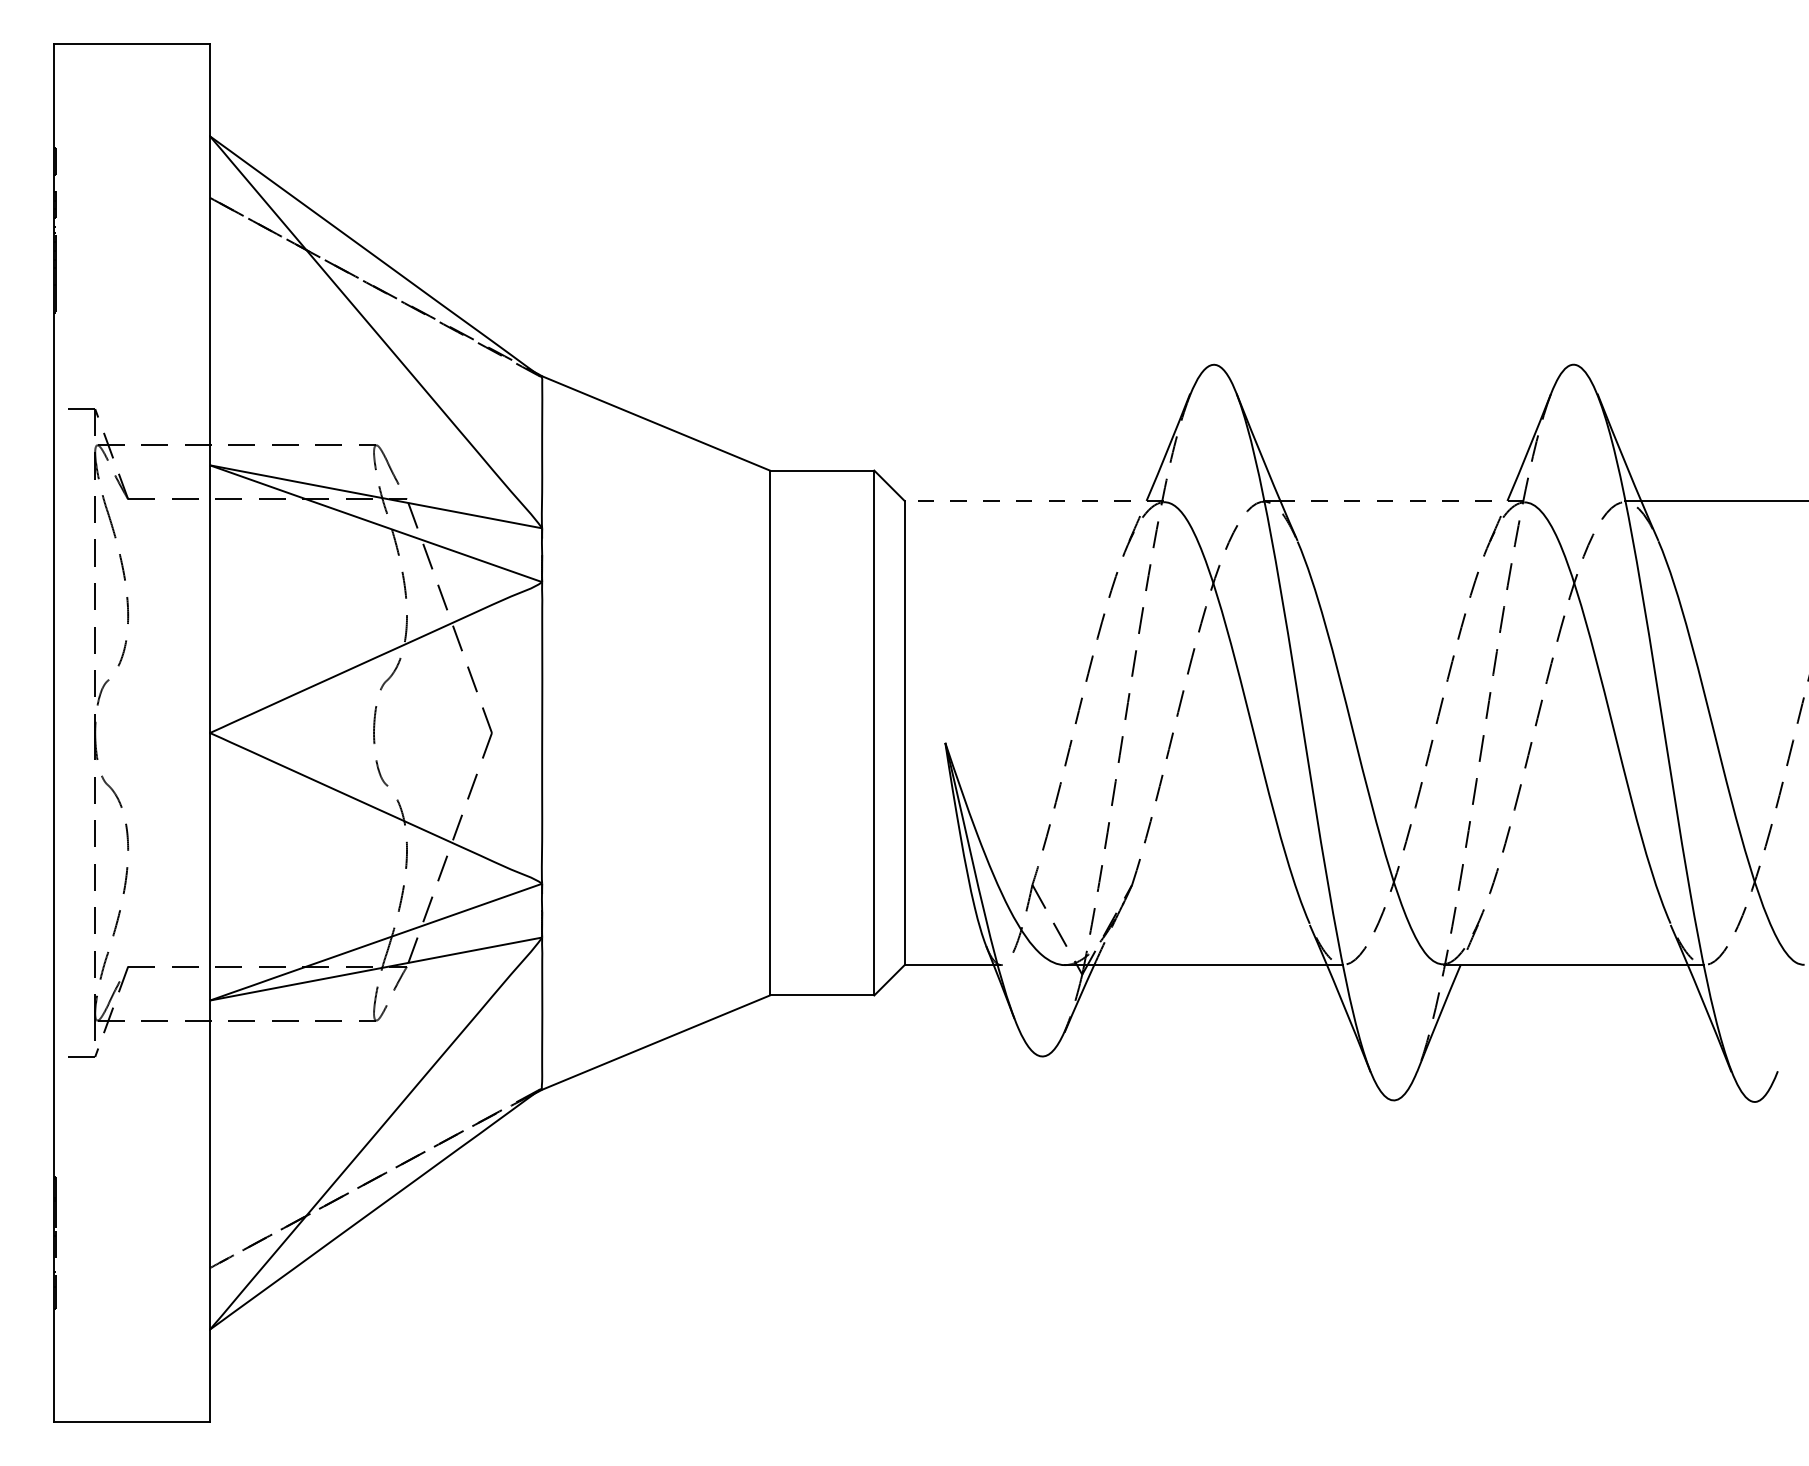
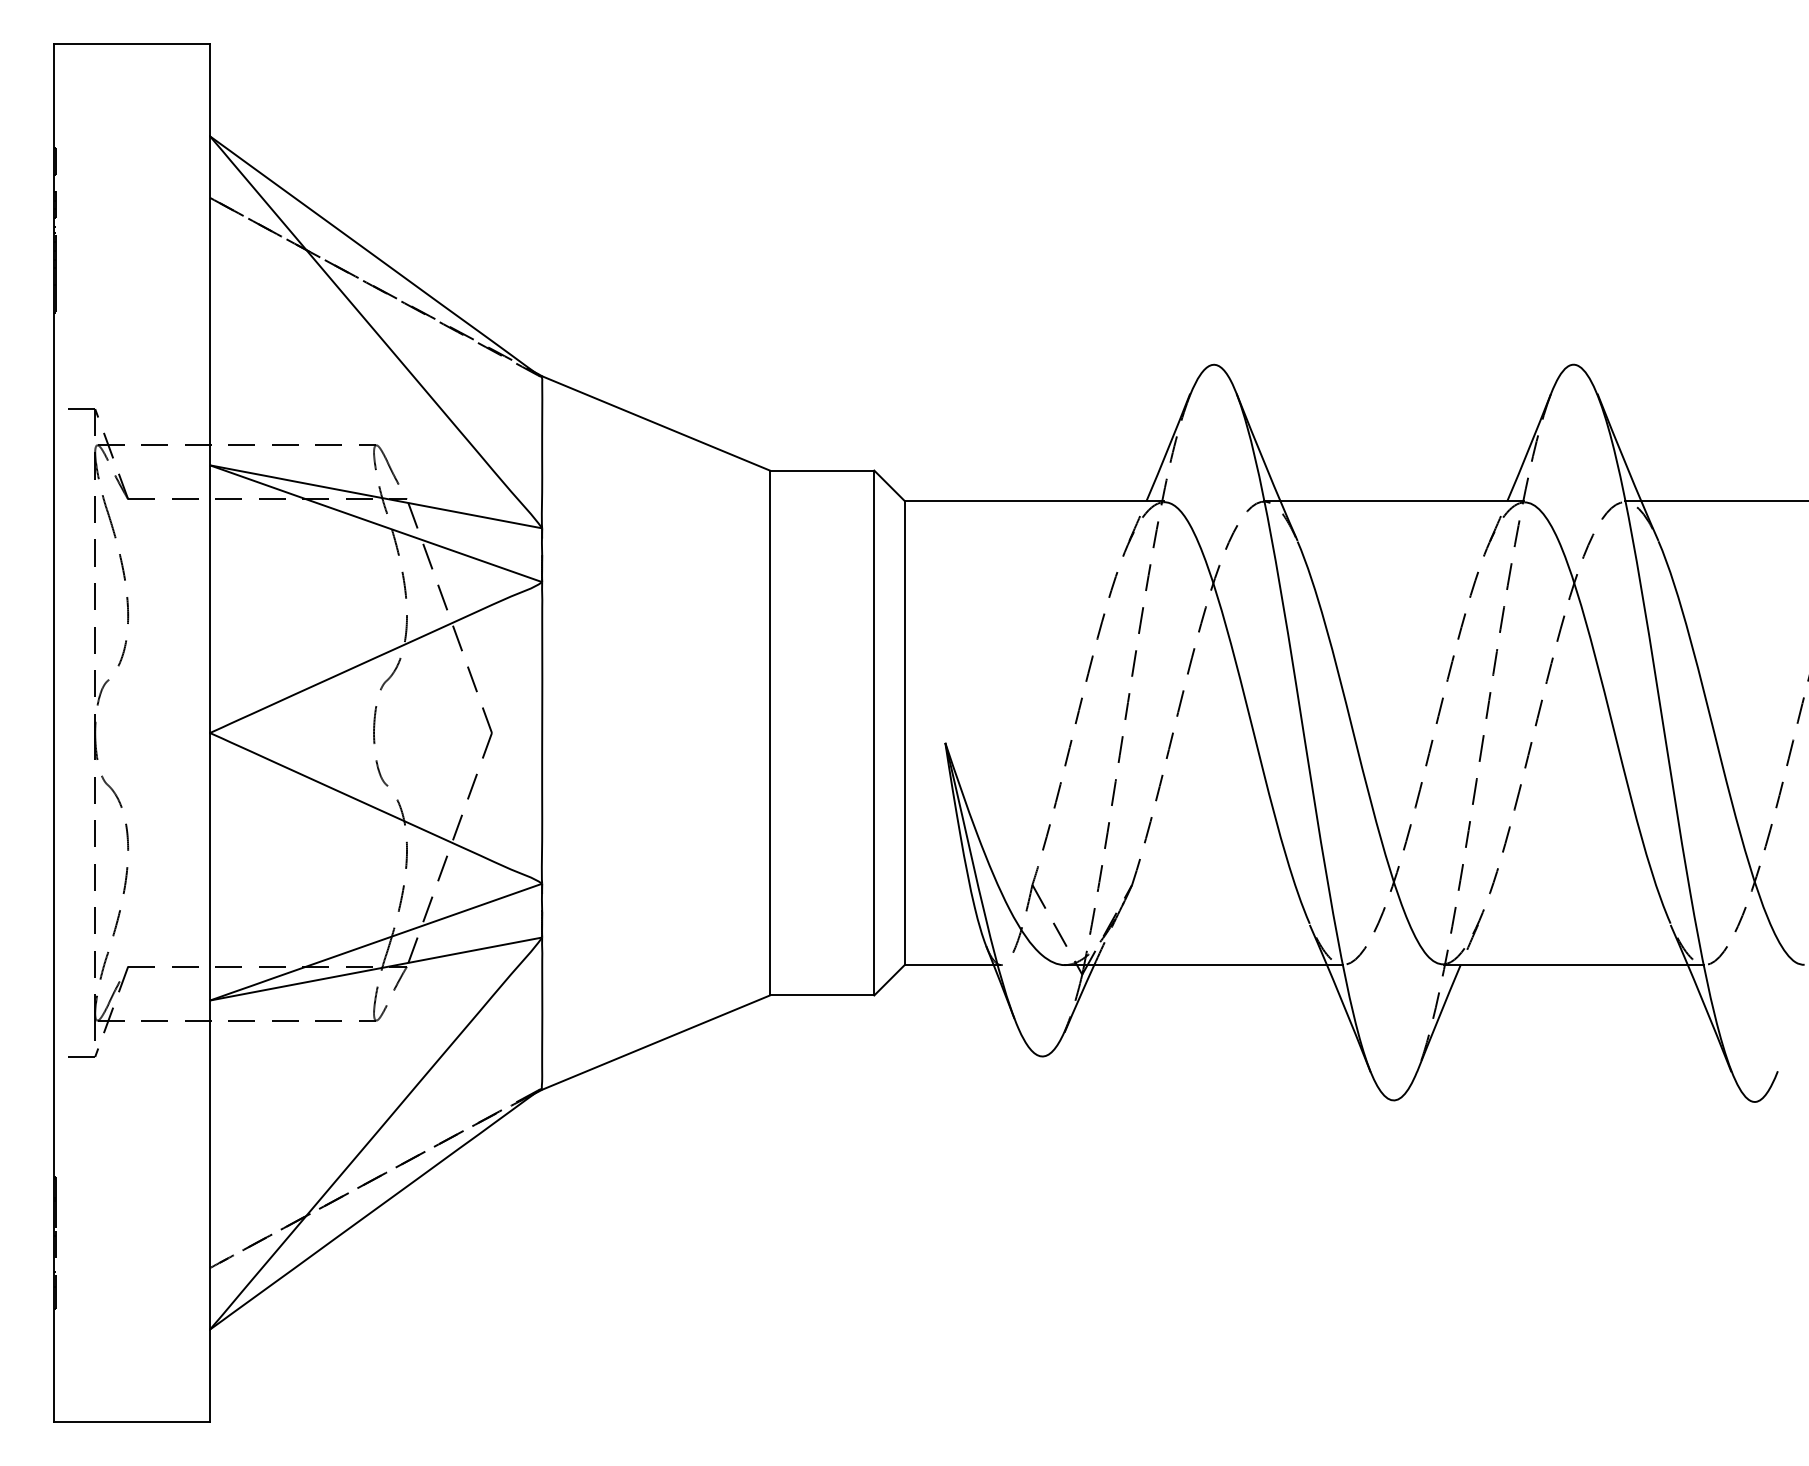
line: dashed -> solid (1033, 500)
line: dashed -> solid (1401, 500)
